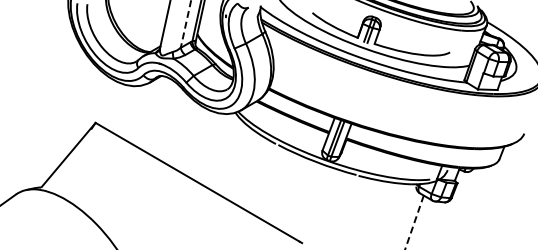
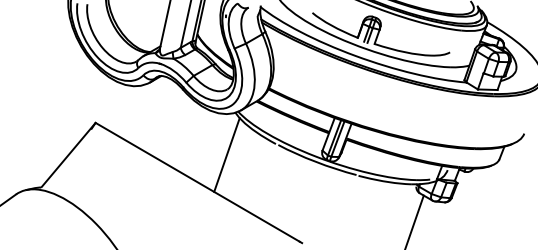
line: dashed -> solid (185, 24)
line: none -> present (226, 154)
line: dashed -> solid (414, 222)
